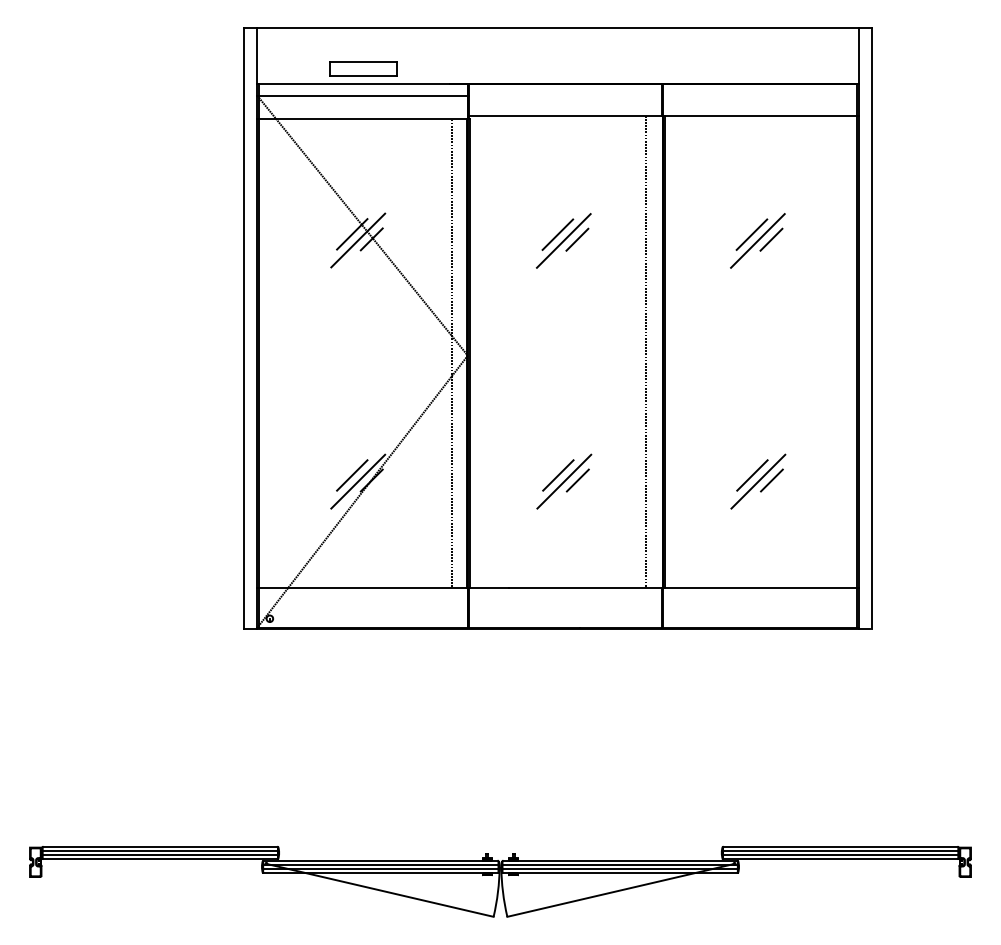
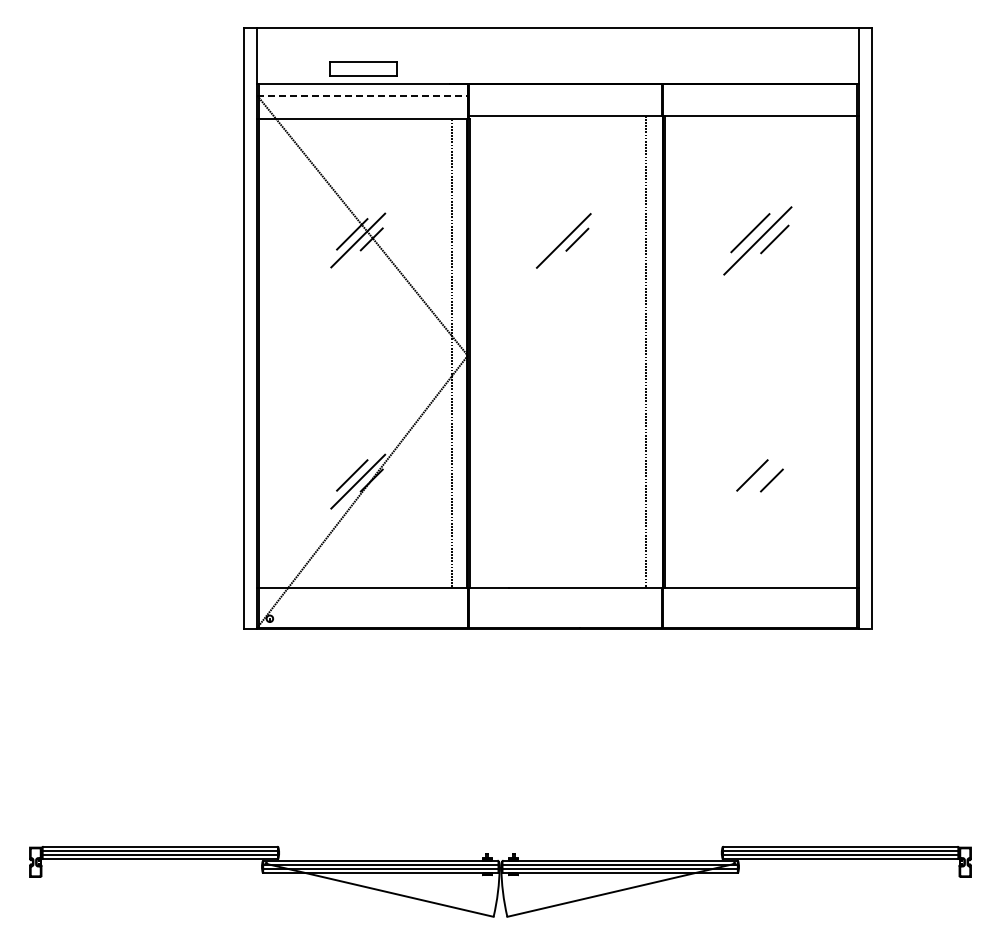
line: solid -> dashed (363, 95)
line: present -> none (557, 234)
part size: 56x56 px -> 70x70 px (757, 240)
part: present -> none (564, 481)
line: present -> none (758, 481)
